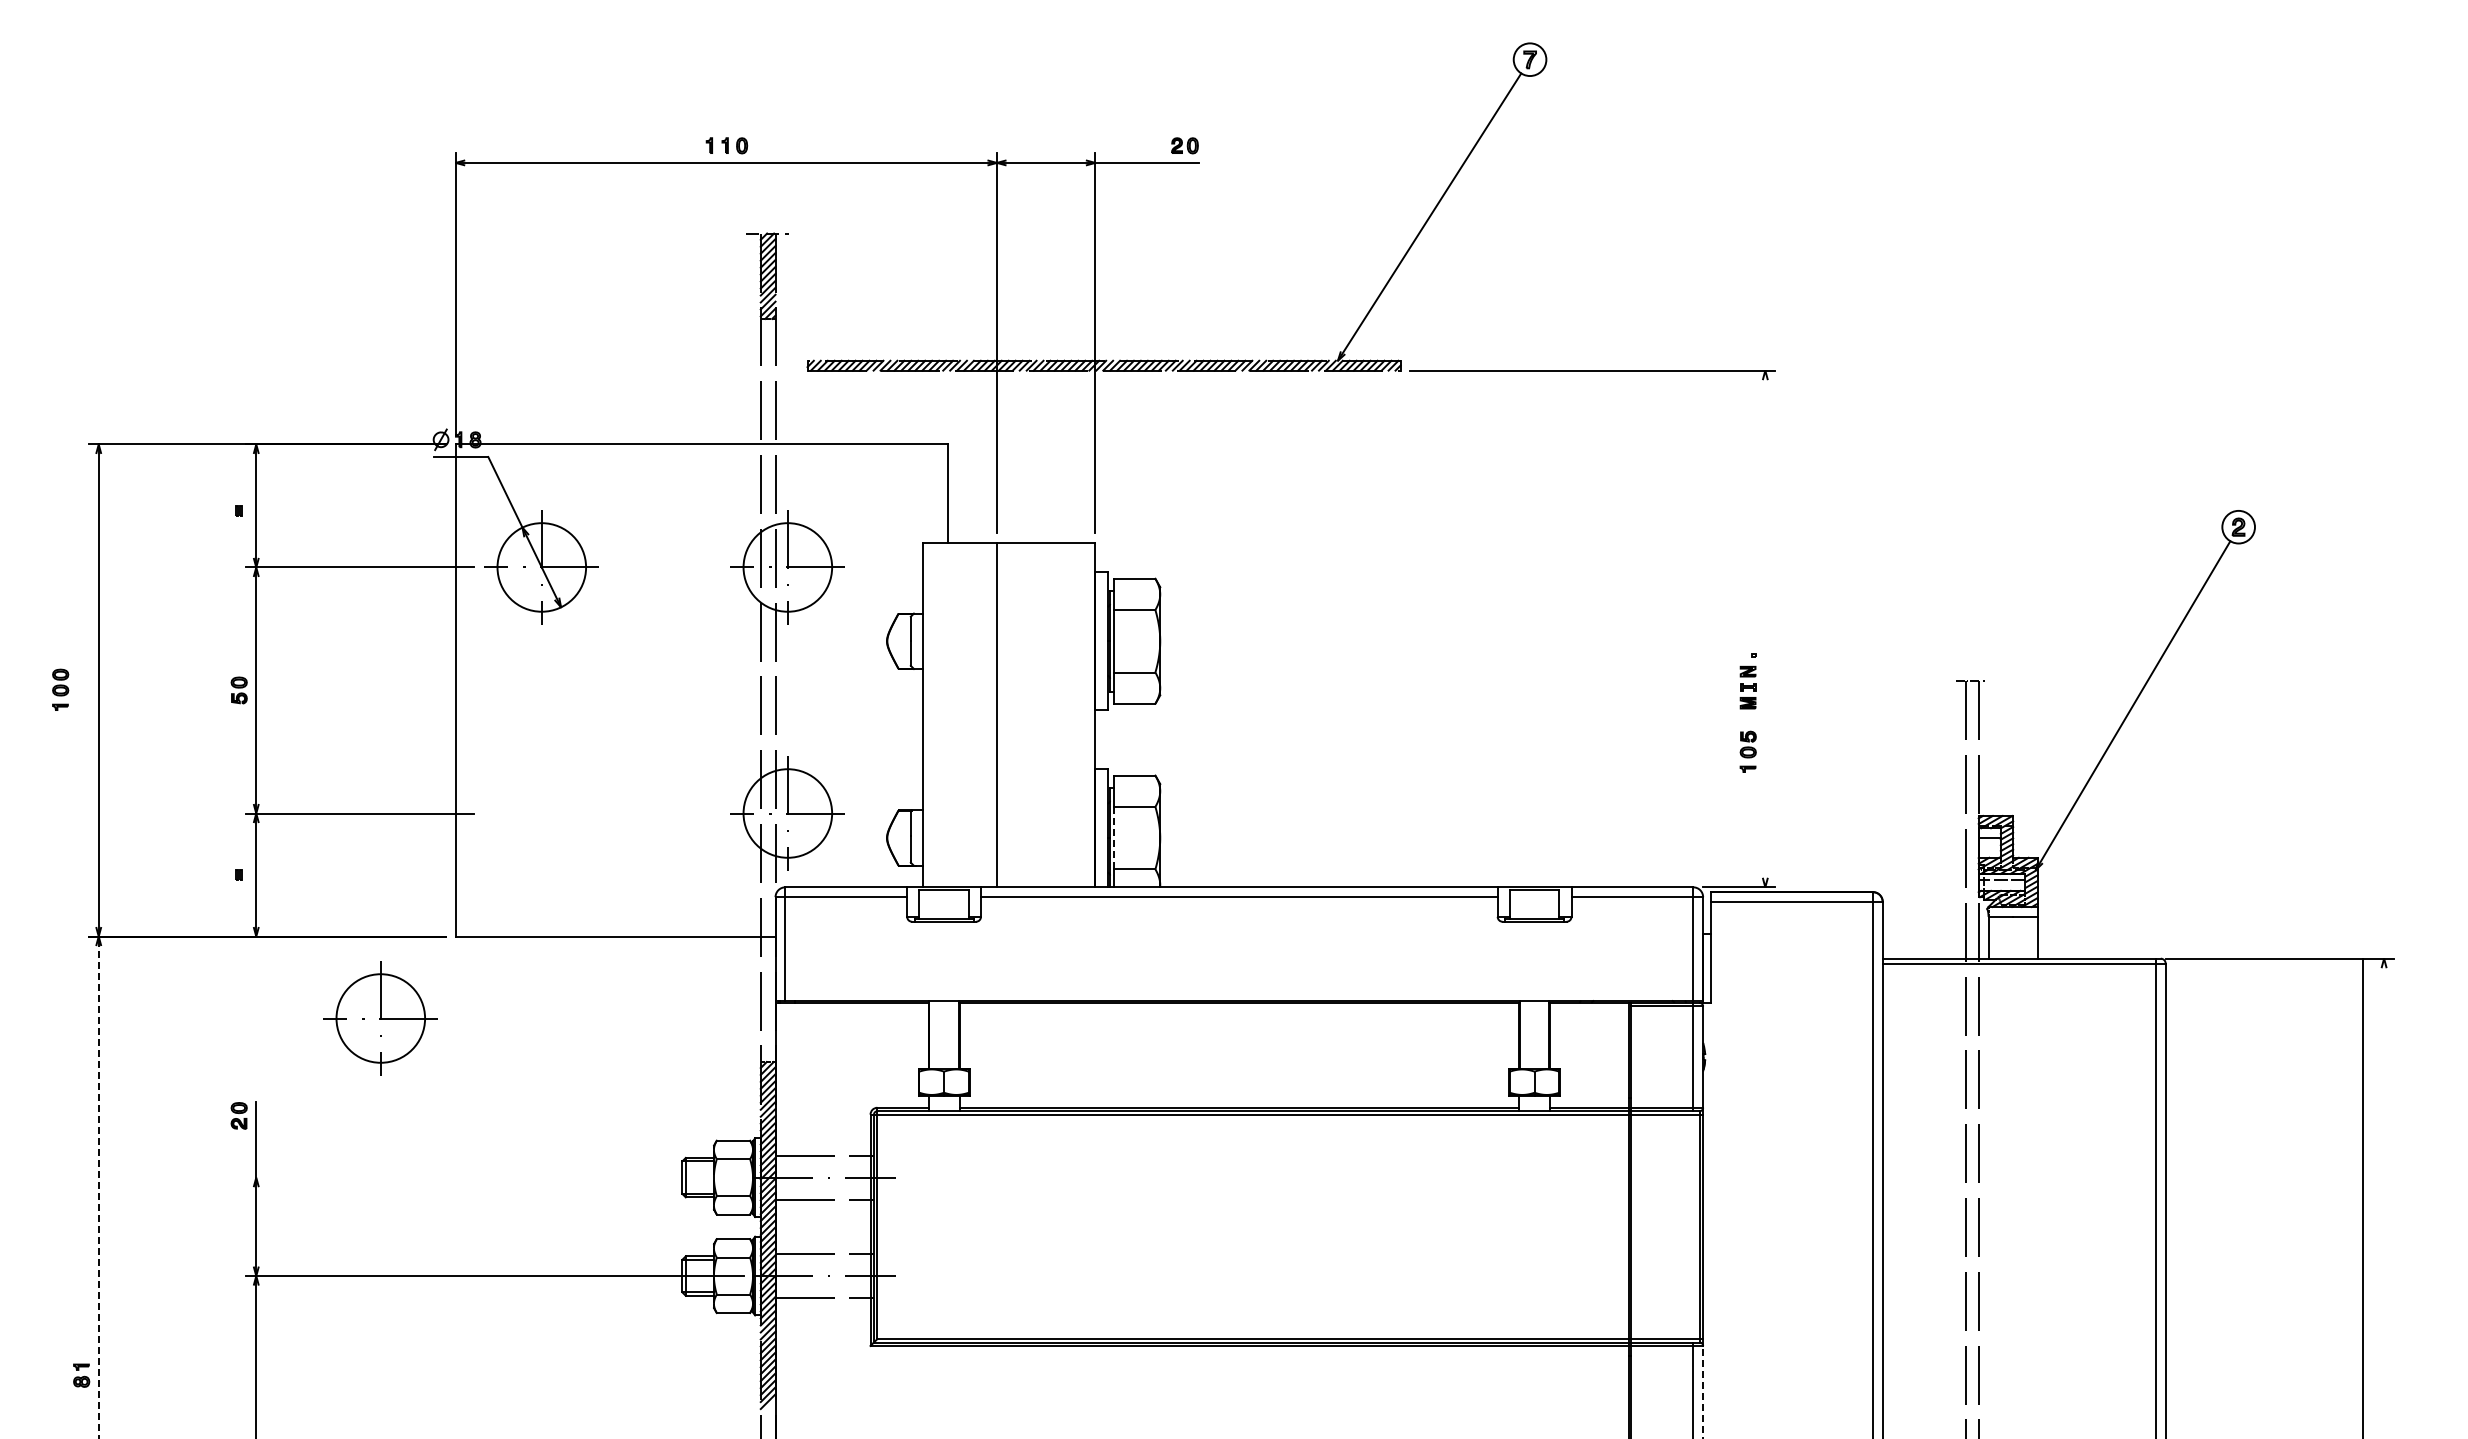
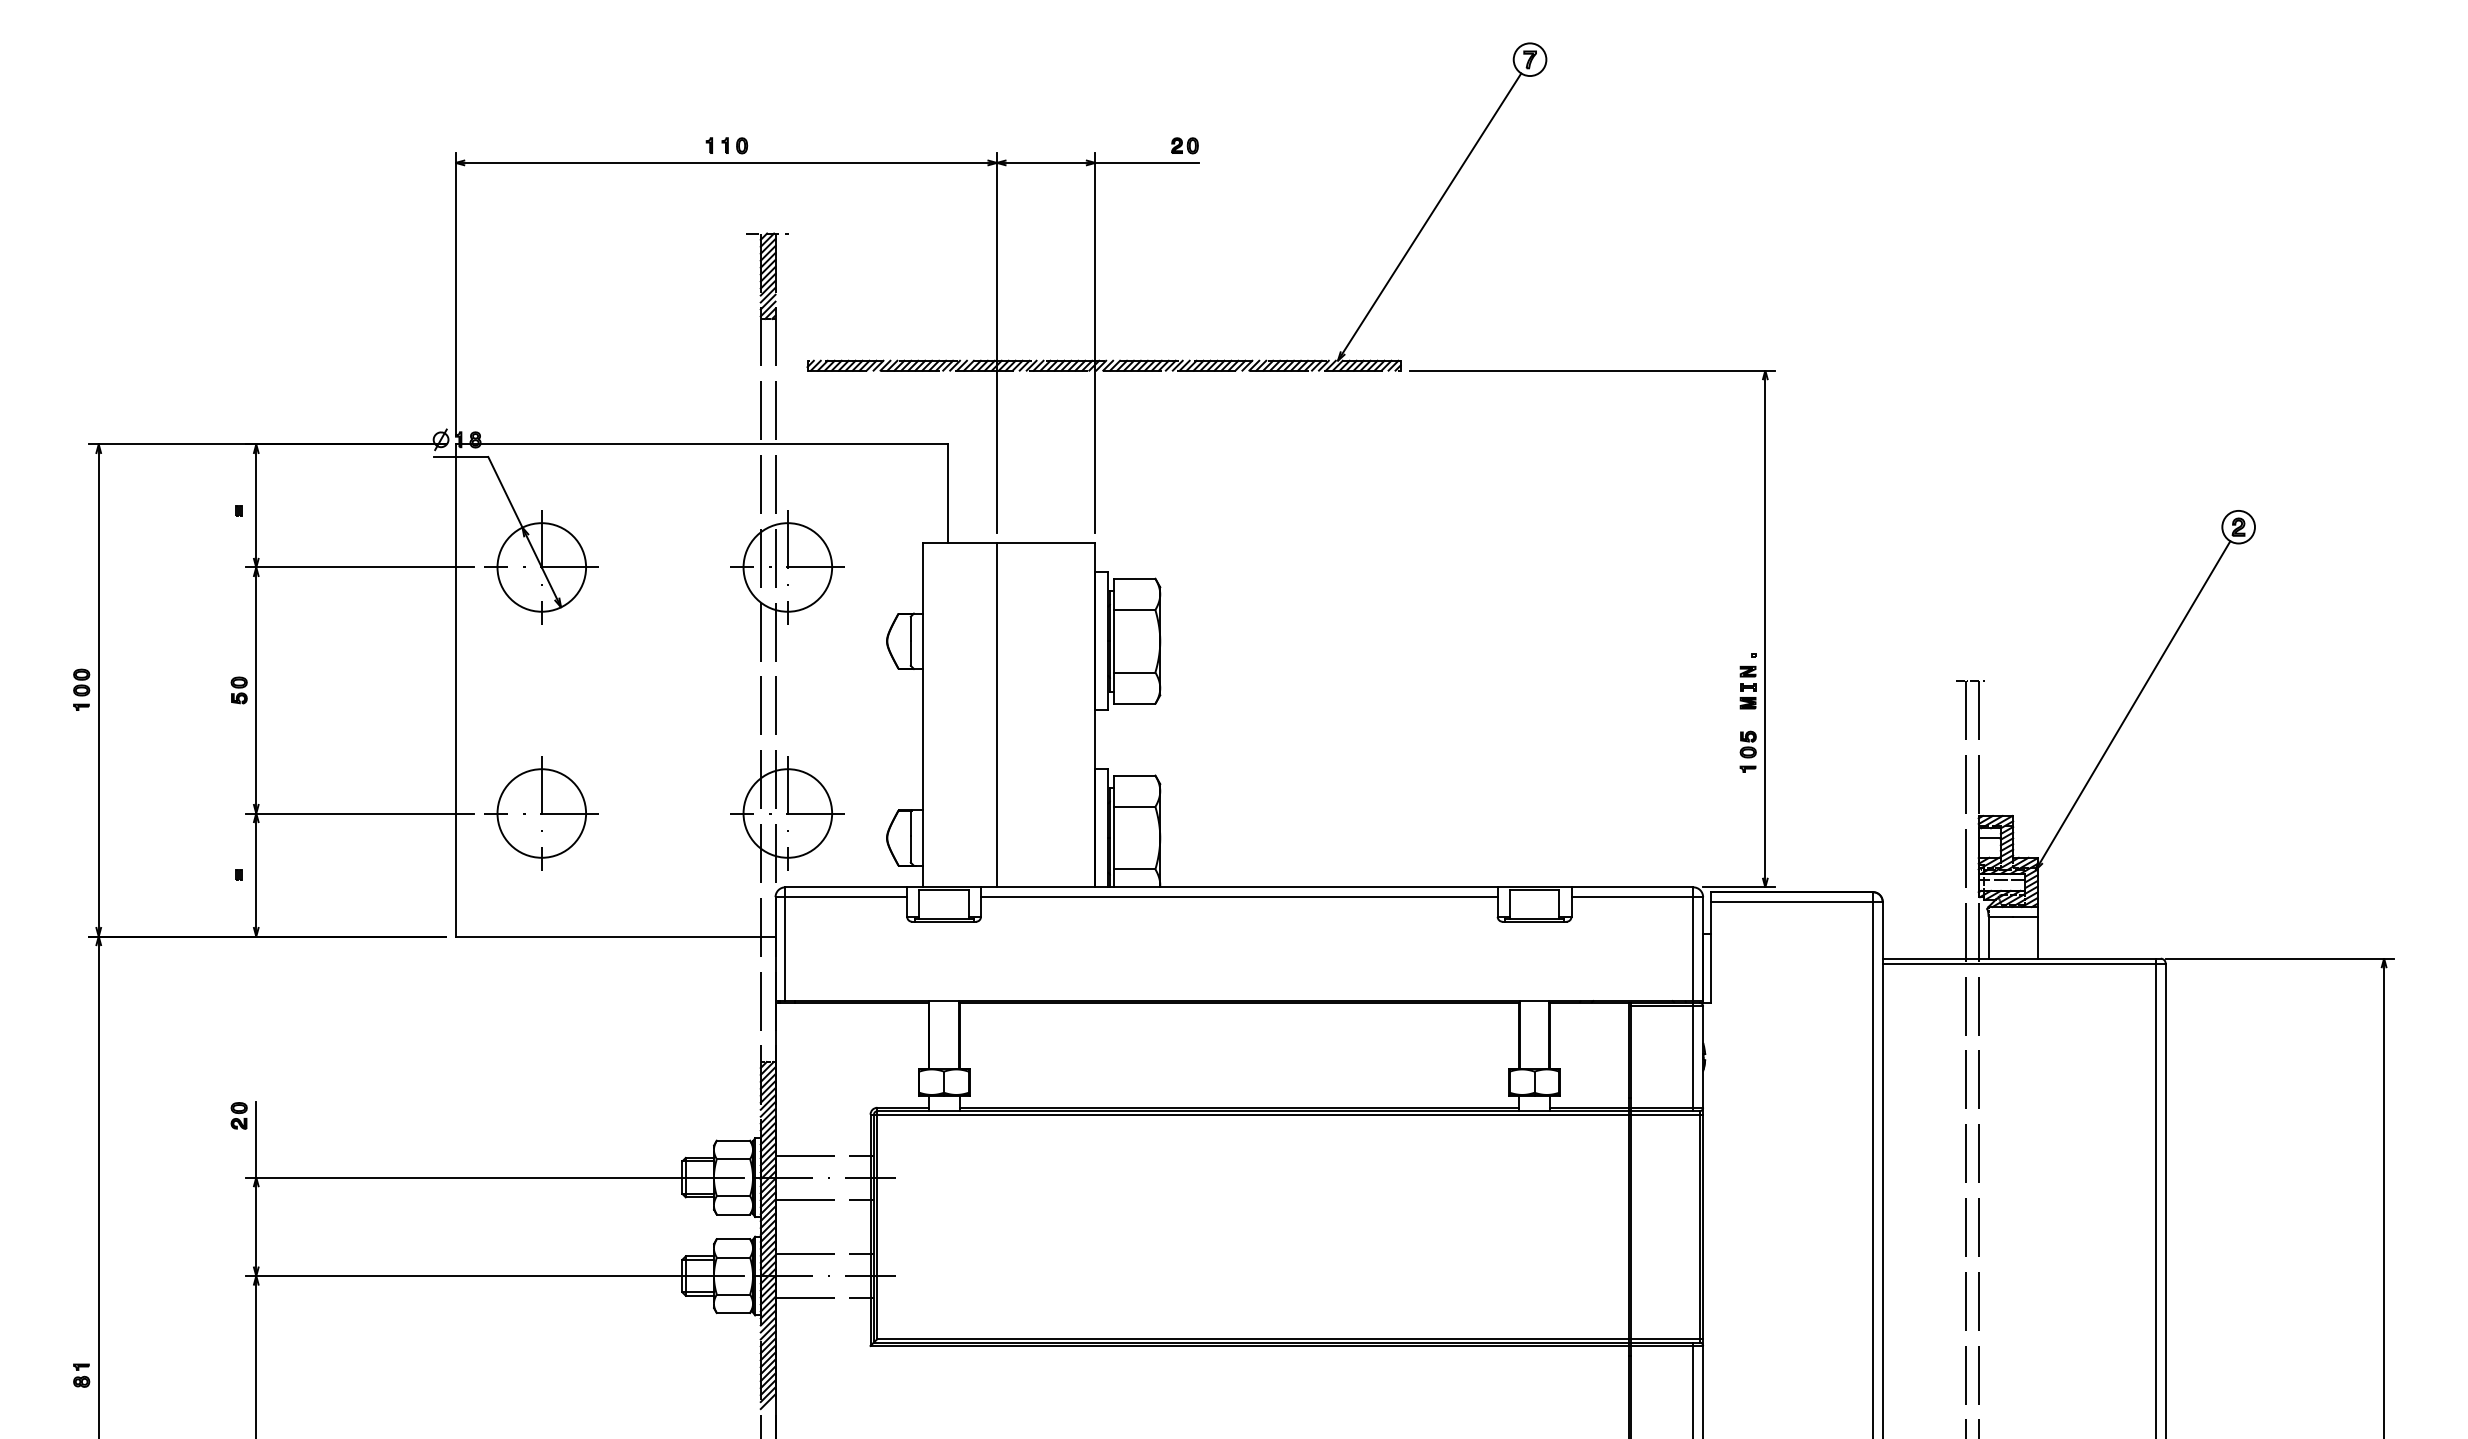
line: none -> present (1765, 628)
part position: (60, 689) -> (81, 689) (81, 689)
line: dashed -> solid (1114, 838)
part position: (380, 1018) -> (541, 813) (541, 813)
line: none -> present (495, 1177)
line: dashed -> solid (98, 1187)
line position: (2363, 1196) -> (2384, 1196) (2384, 1196)
line: dashed -> solid (1703, 1391)
